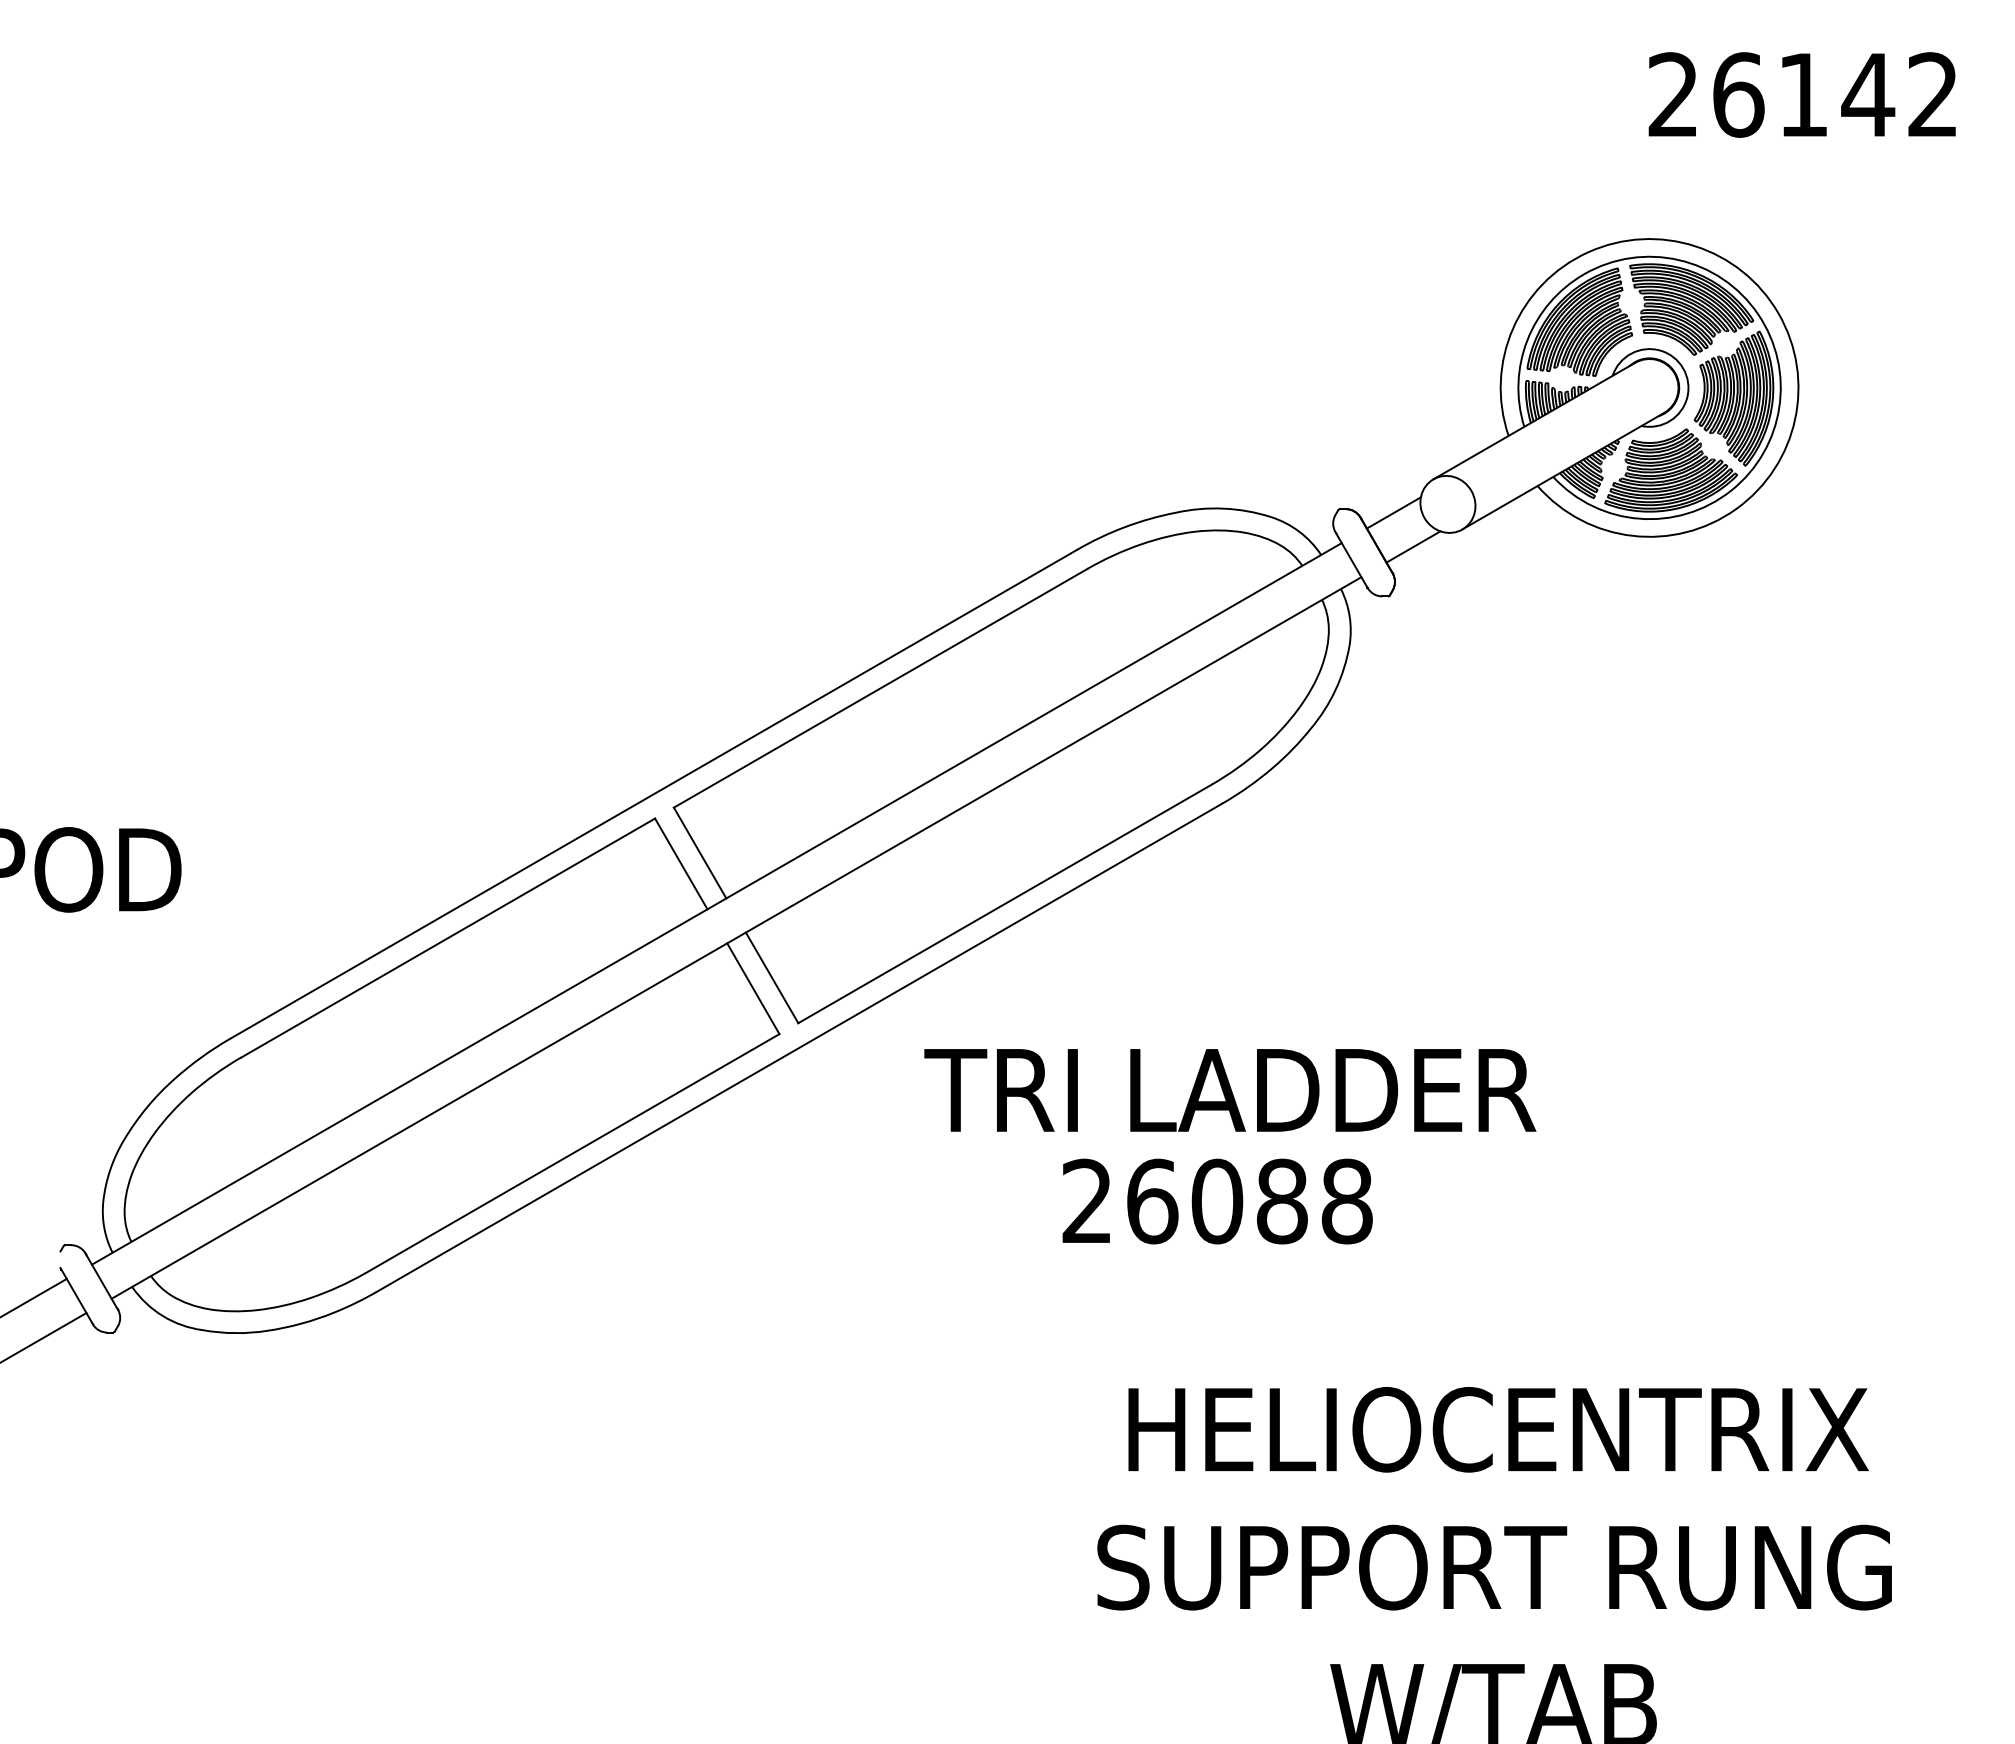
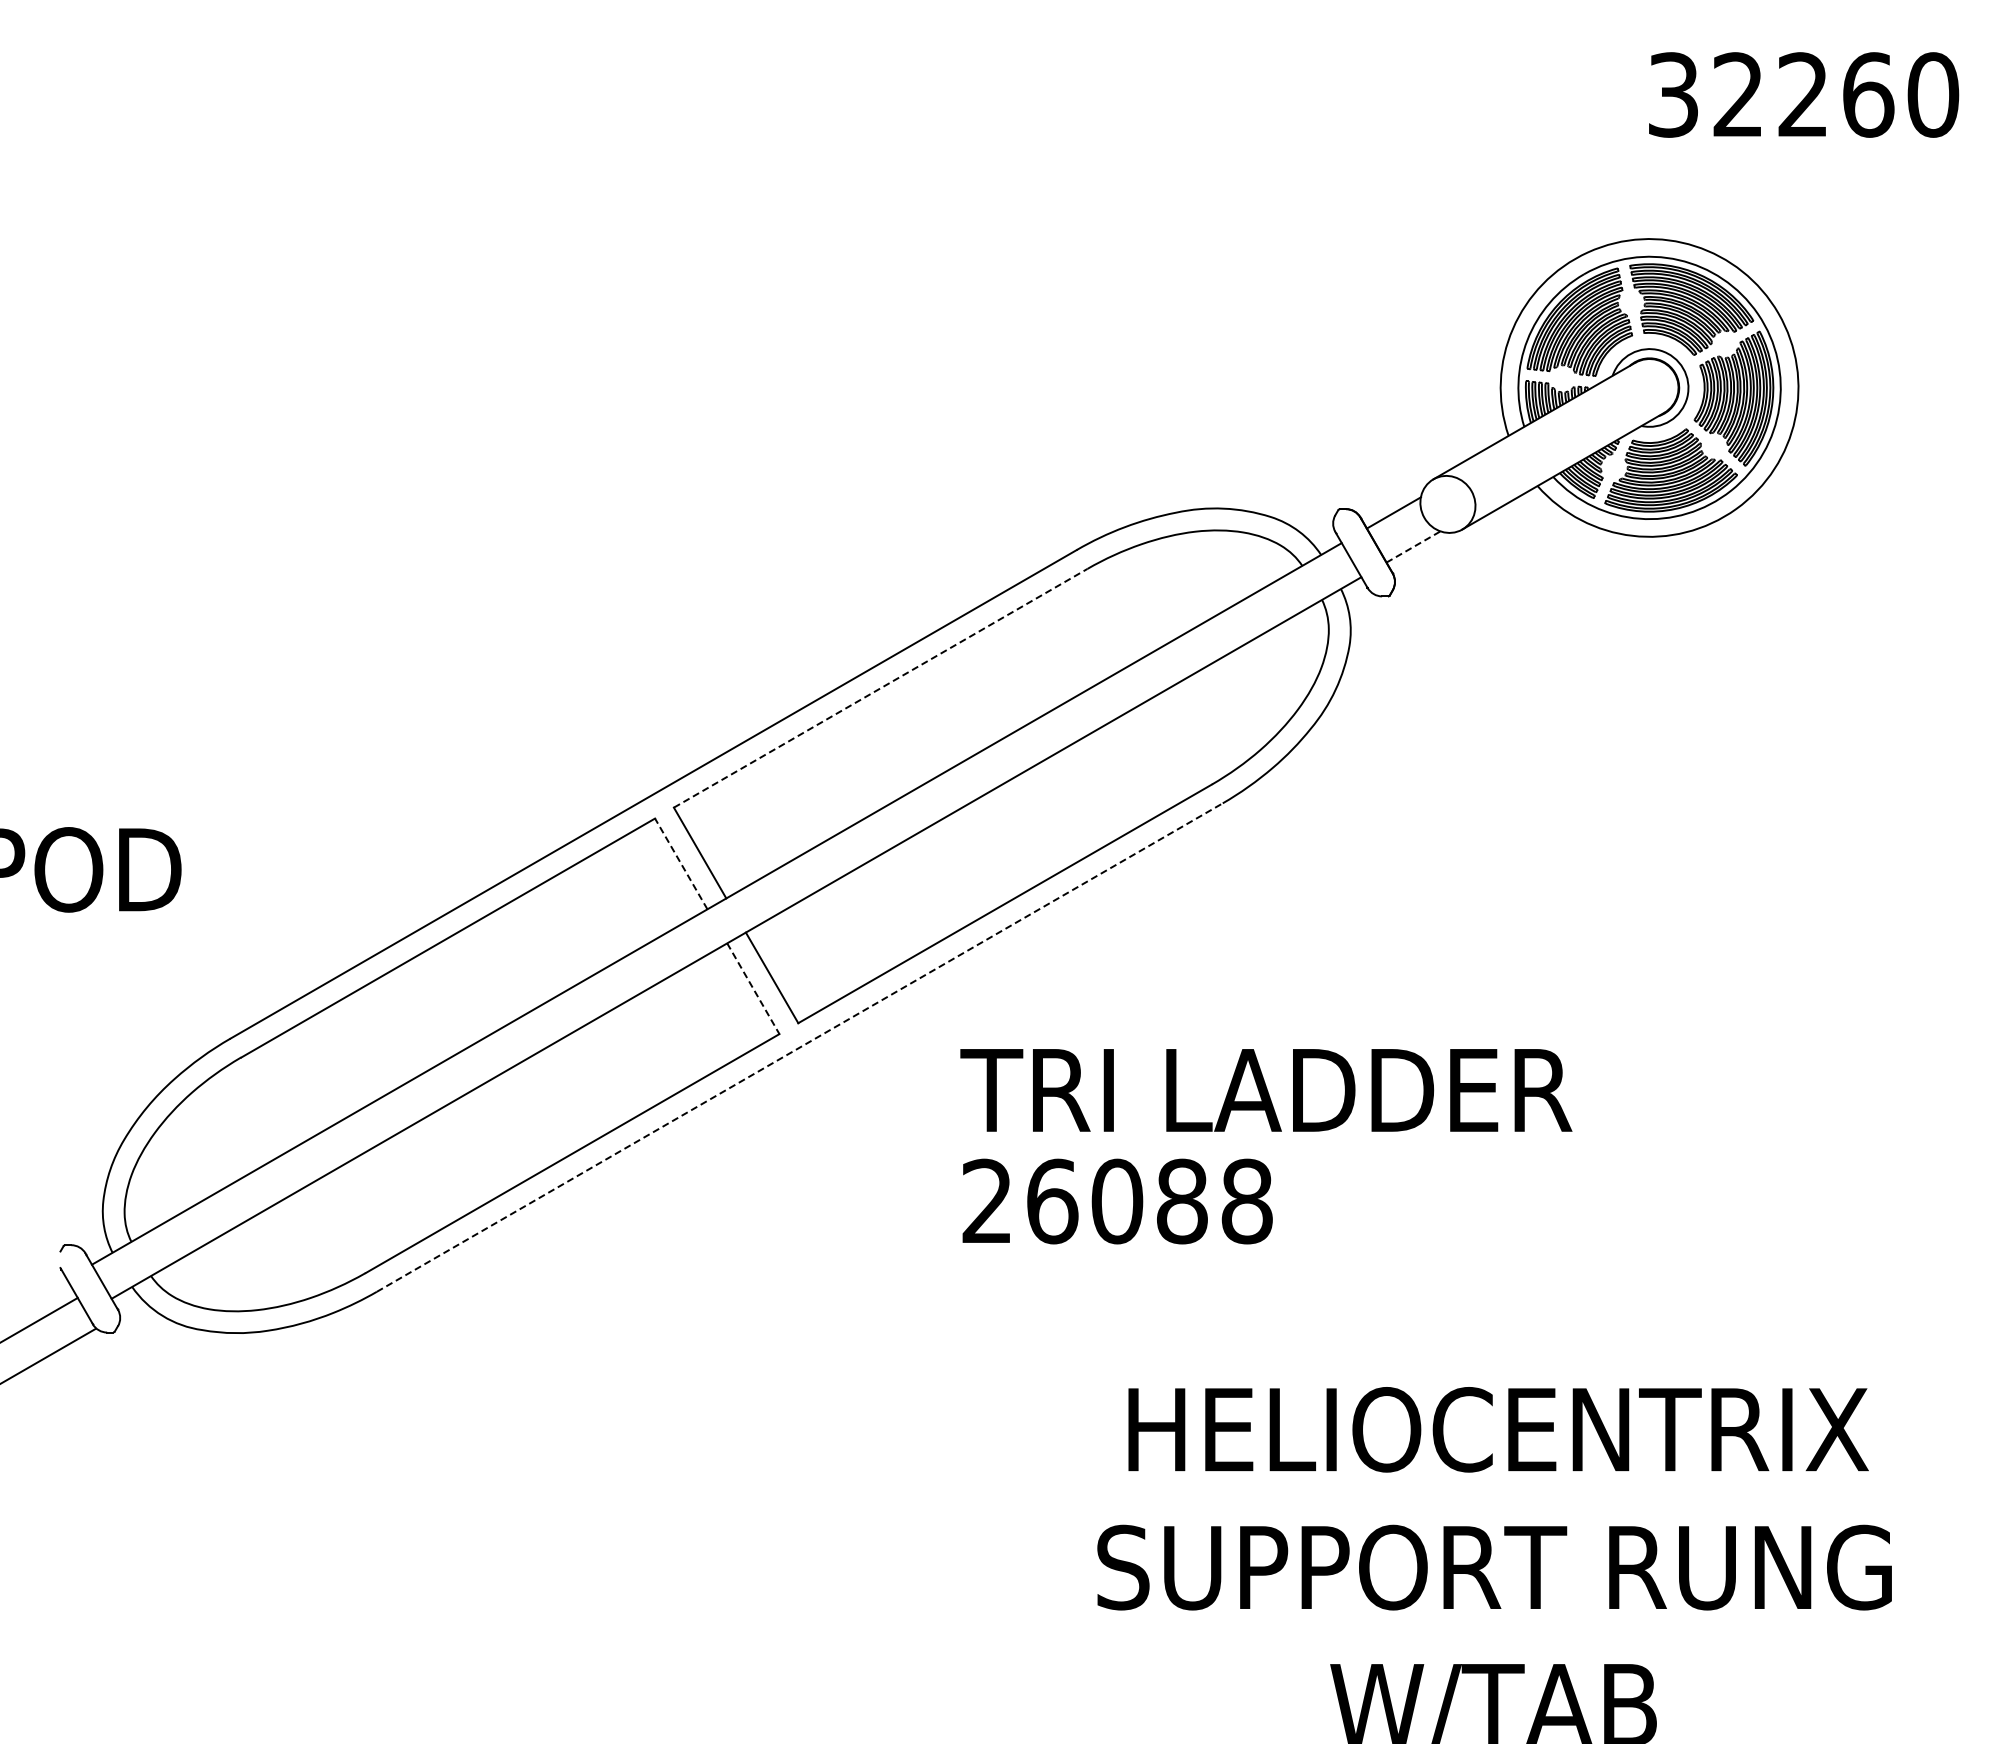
text: 26142 -> 32260 (1803, 94)
line: solid -> dashed (1413, 546)
line: solid -> dashed (880, 688)
line: solid -> dashed (681, 863)
line: solid -> dashed (753, 989)
line: solid -> dashed (800, 1047)
text position: (1230, 1090) -> (1266, 1090) (1266, 1090)
text position: (1217, 1201) -> (1117, 1201) (1117, 1201)
line position: (34, 1297) -> (39, 1319) (39, 1319)
line position: (44, 1337) -> (48, 1355) (48, 1355)
